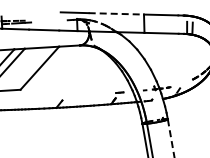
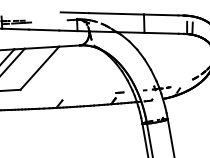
line: dashed -> solid (116, 13)
line: dashed -> solid (171, 139)
